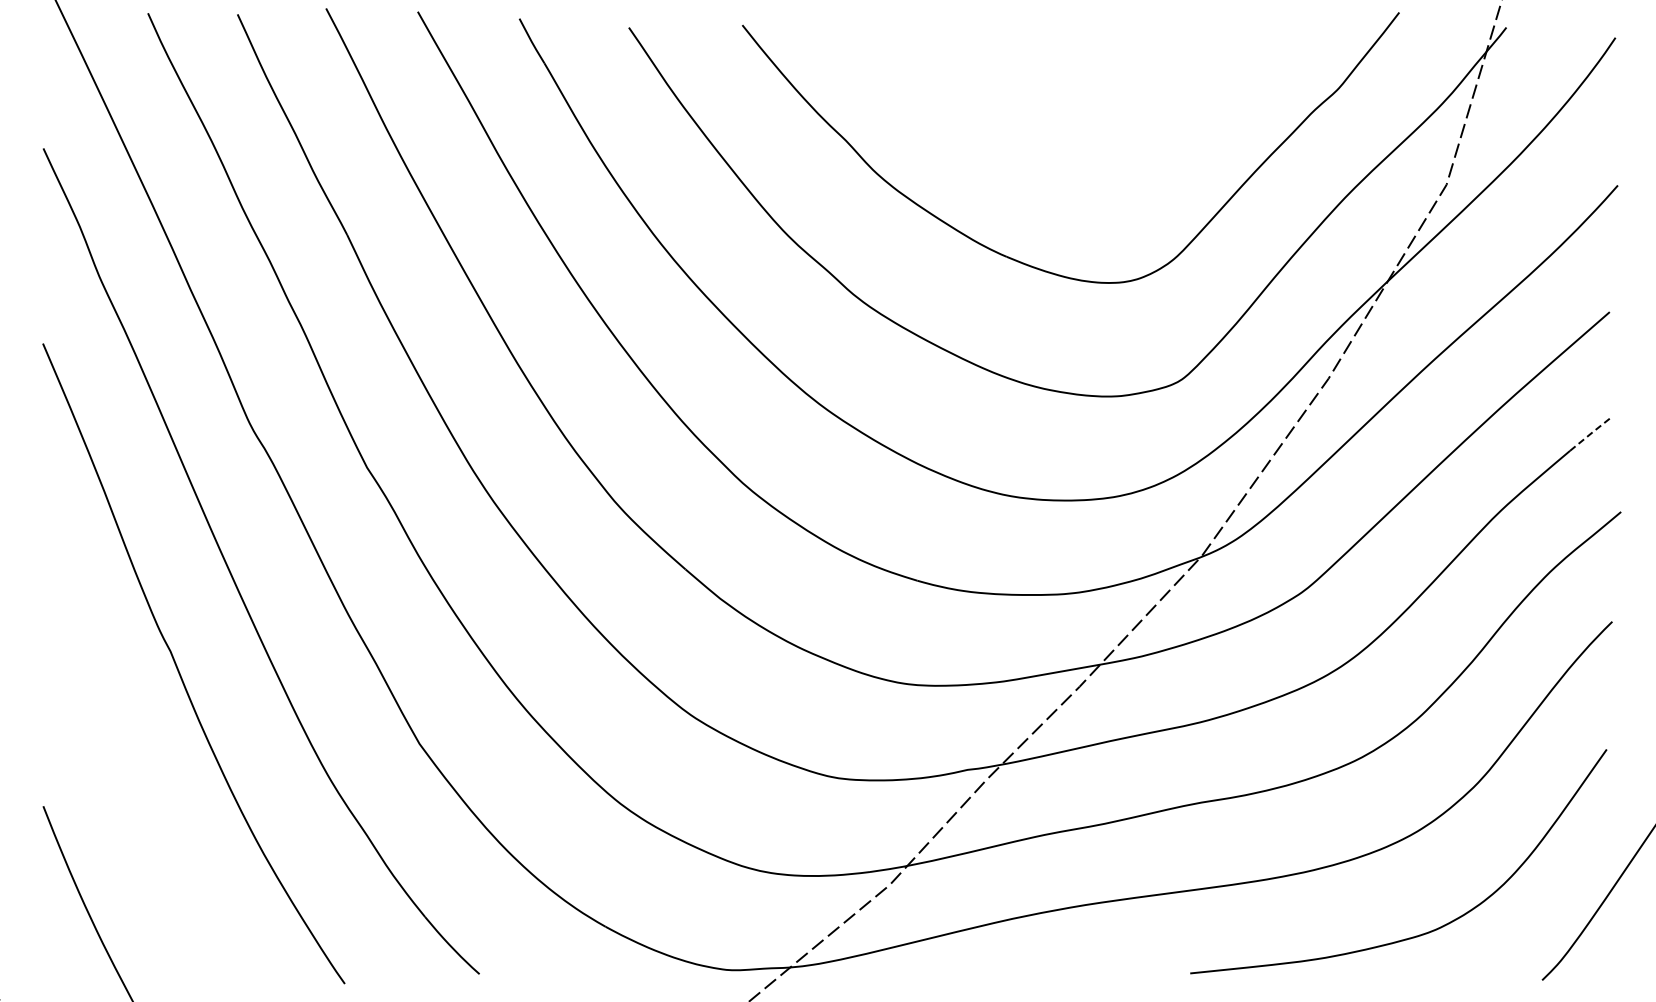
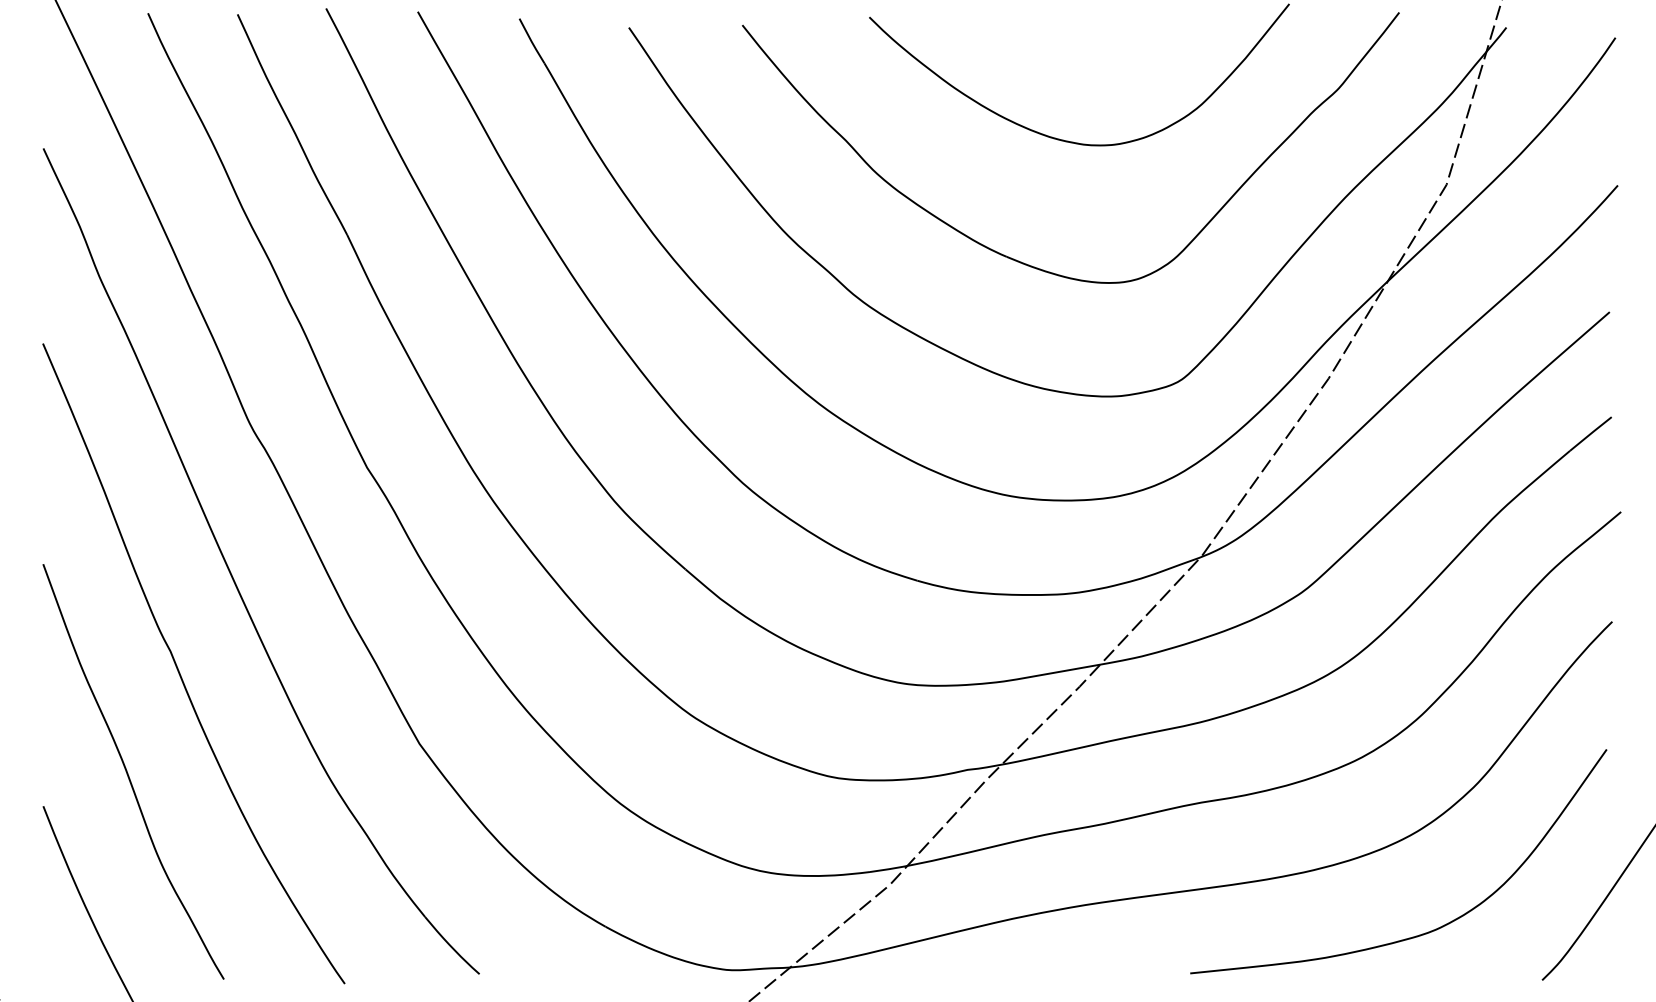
curve: none -> present (1068, 140)
line: dashed -> solid (1591, 433)
curve: none -> present (128, 773)
